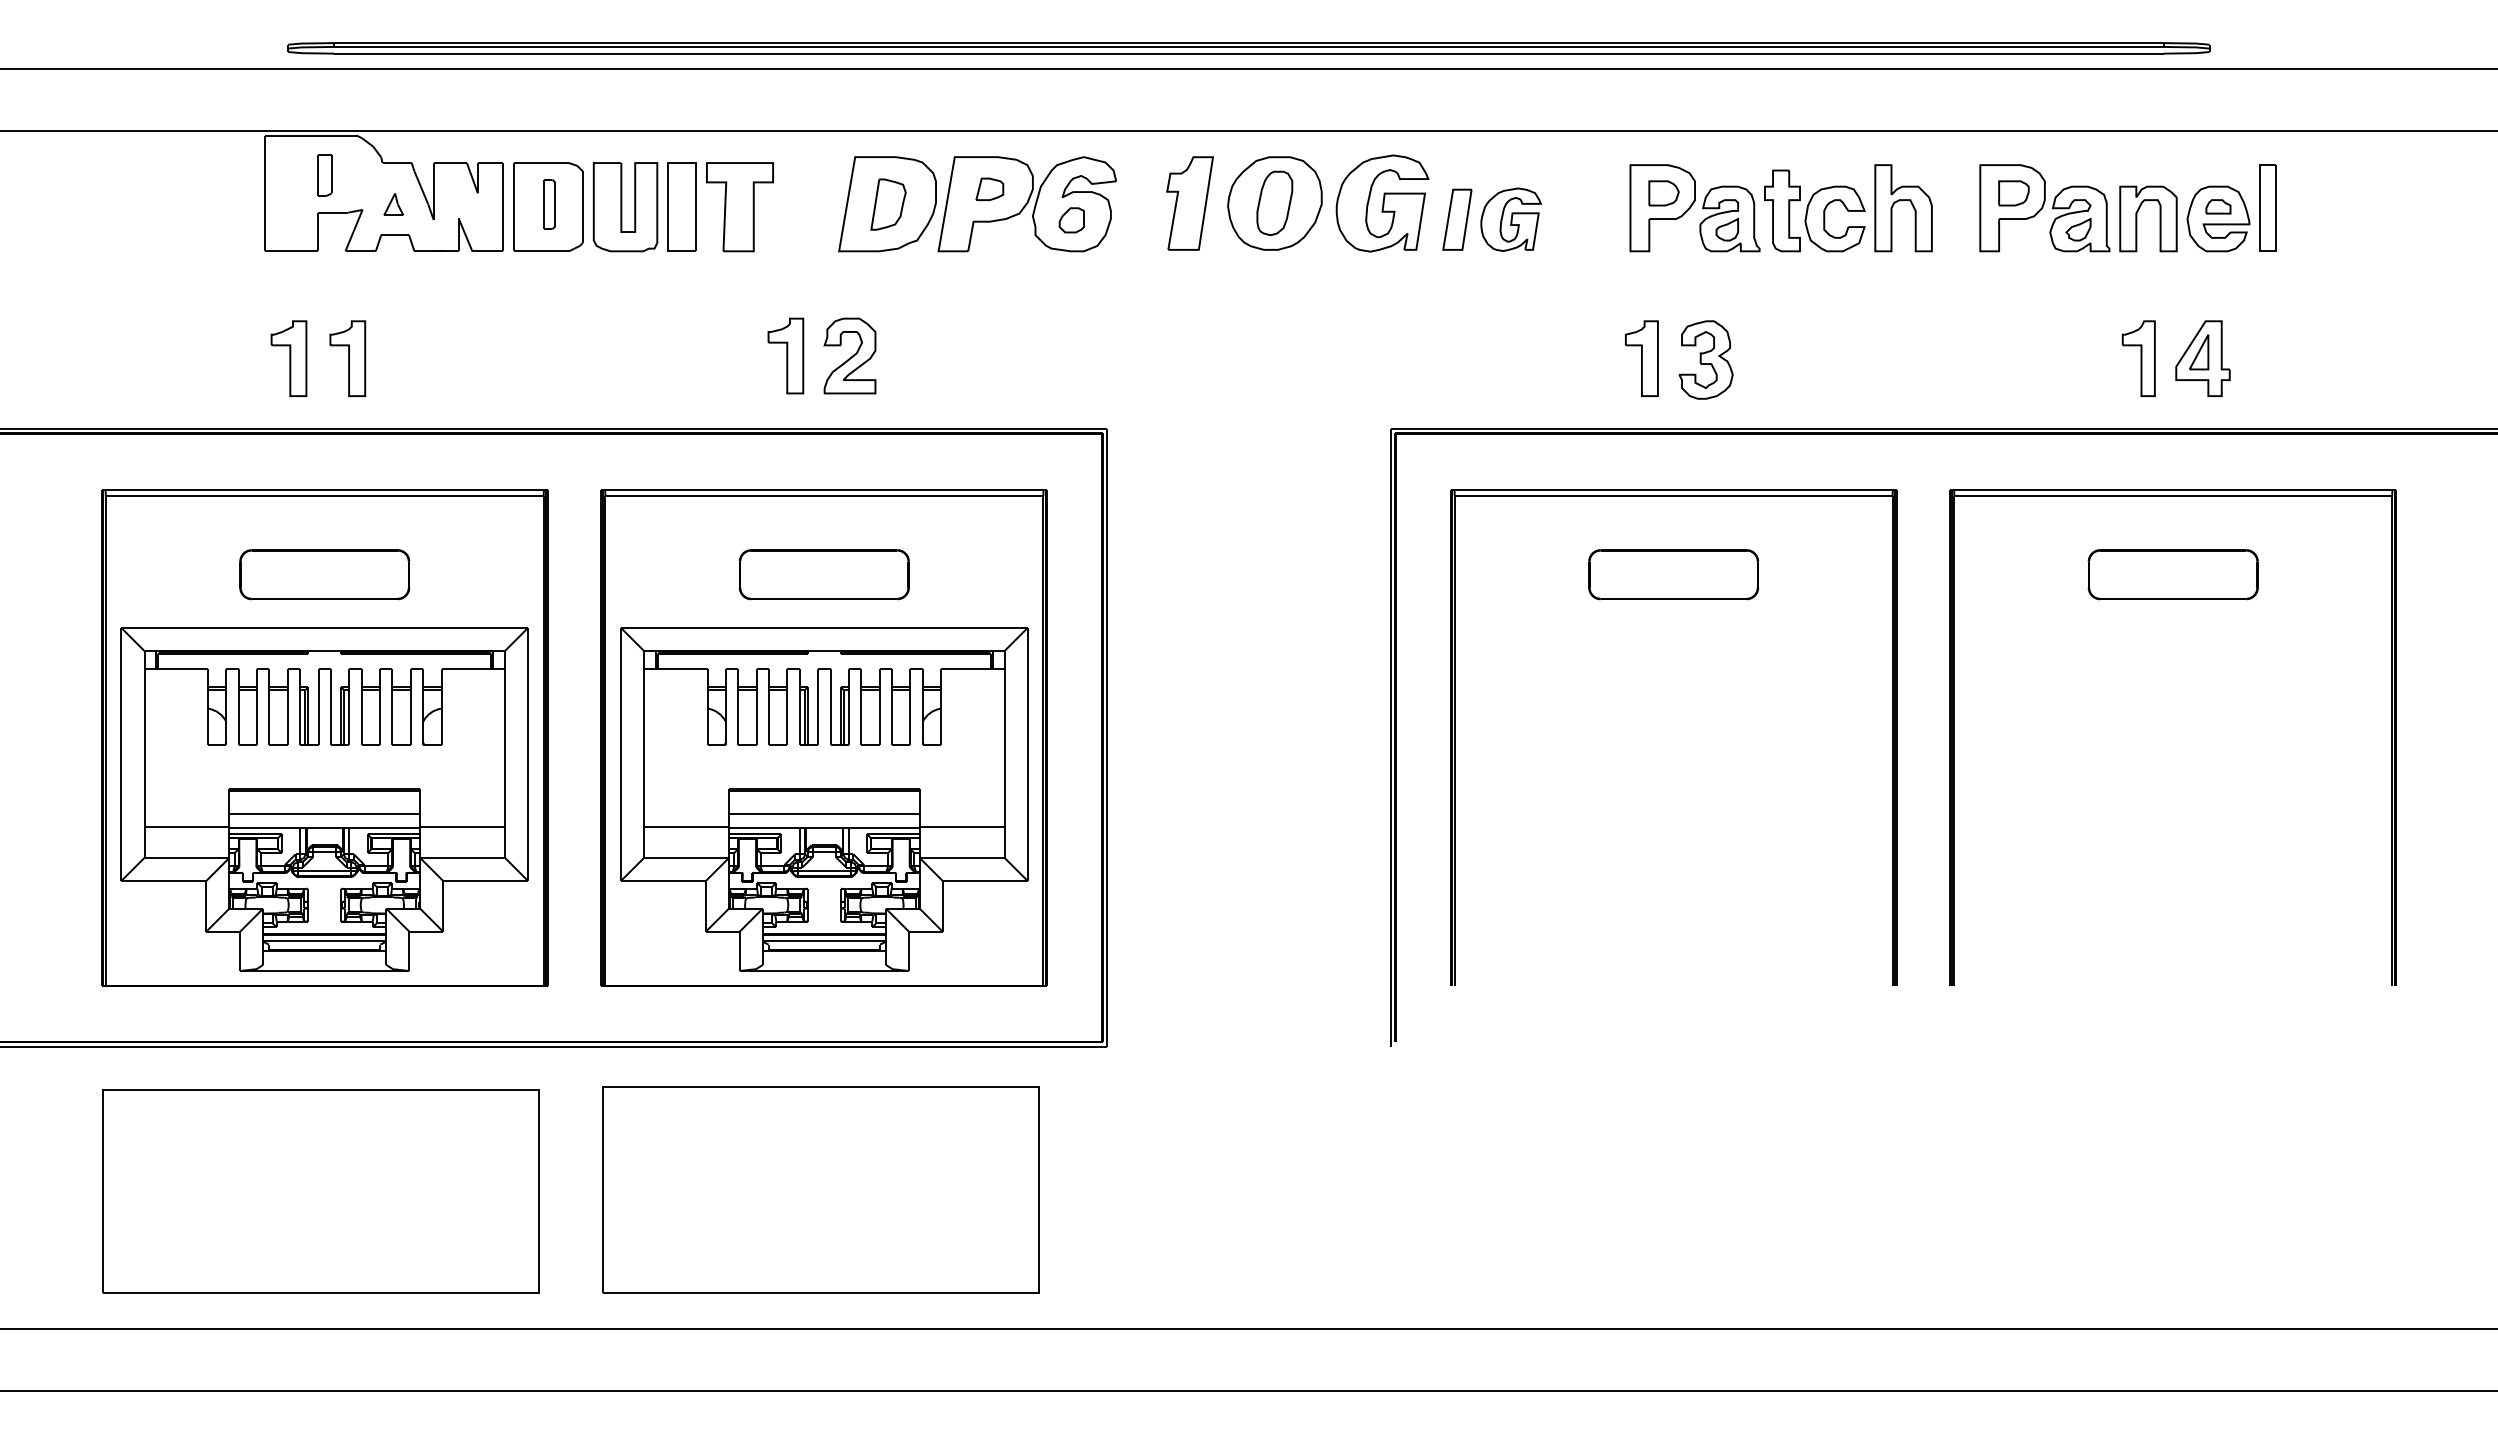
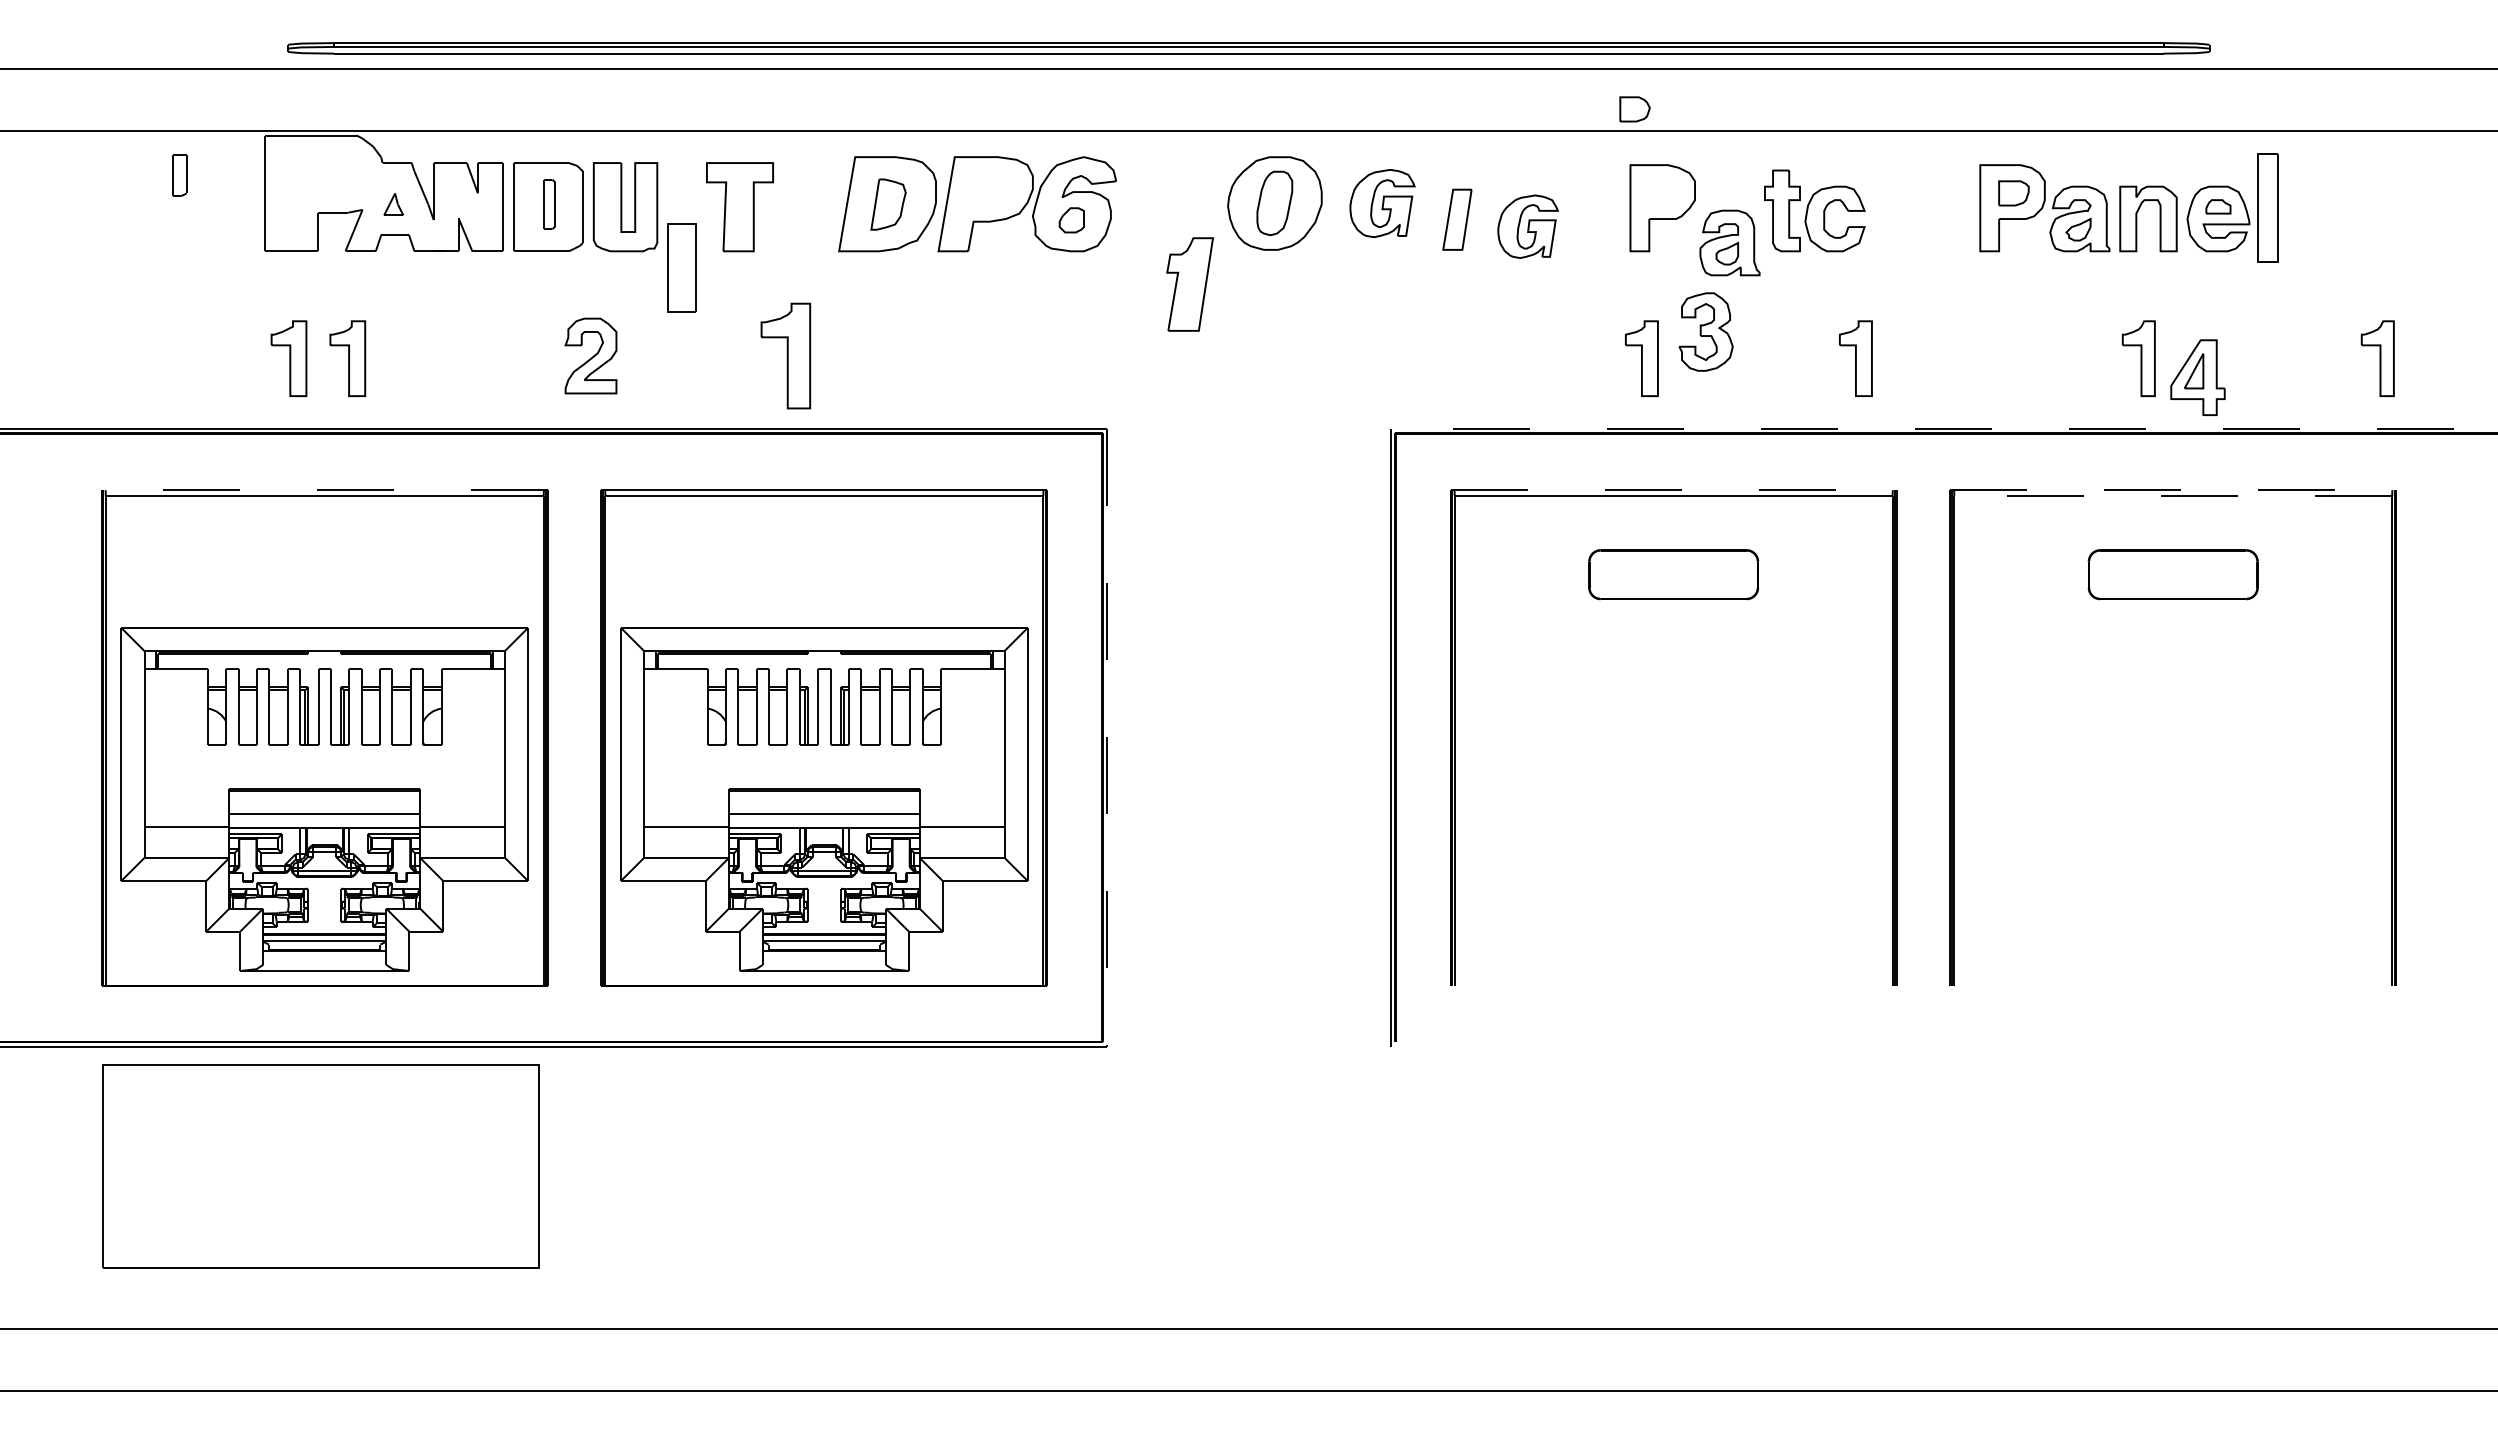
part position: (324, 175) -> (179, 175) (179, 175)
part: present -> none (989, 188)
part position: (1663, 193) -> (1634, 109) (1634, 109)
part: present -> none (1903, 200)
part position: (1189, 203) -> (1189, 284) (1189, 284)
part size: 95x99 px -> 67x70 px (1382, 203)
part position: (681, 206) -> (681, 267) (681, 267)
part size: 18x88 px -> 22x110 px (2267, 207)
part position: (1729, 218) -> (1729, 242) (1729, 242)
part position: (1511, 219) -> (1528, 226) (1528, 226)
part size: 38x78 px -> 52x108 px (785, 355)
part position: (849, 355) -> (590, 355) (590, 355)
part: none -> present (1855, 358)
part position: (2202, 358) -> (2197, 377) (2197, 377)
part: none -> present (2377, 358)
part position: (1705, 359) -> (1705, 331) (1705, 331)
line: solid -> dashed (1943, 428)
line: solid -> dashed (324, 490)
line: solid -> dashed (1673, 490)
line: solid -> dashed (2173, 490)
line: solid -> dashed (2173, 496)
part: present -> none (324, 574)
part: present -> none (823, 574)
line: solid -> dashed (1107, 737)
part: present -> none (820, 1189)
part position: (320, 1191) -> (320, 1166) (320, 1166)
